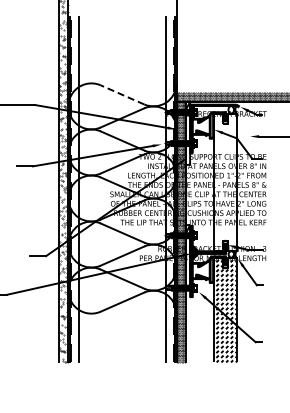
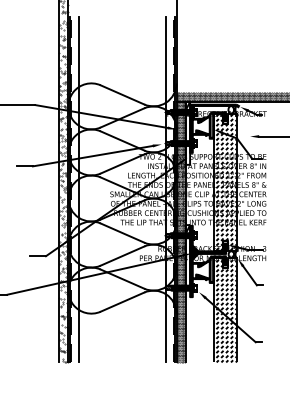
line: dashed -> solid (122, 94)
hatch: none -> present (226, 182)
